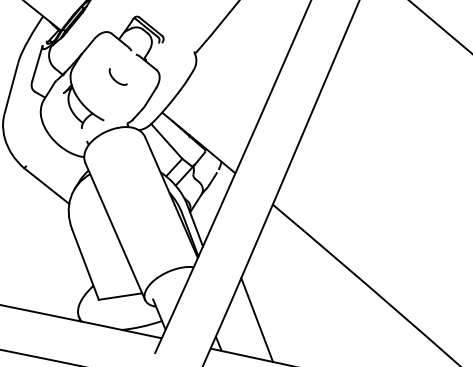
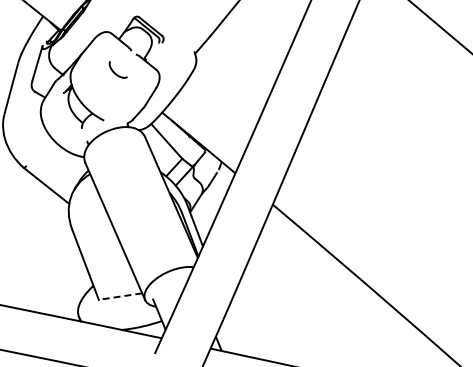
curve position: (114, 78) -> (114, 71) (114, 71)
line: solid -> dashed (120, 296)
line: present -> none (257, 320)
